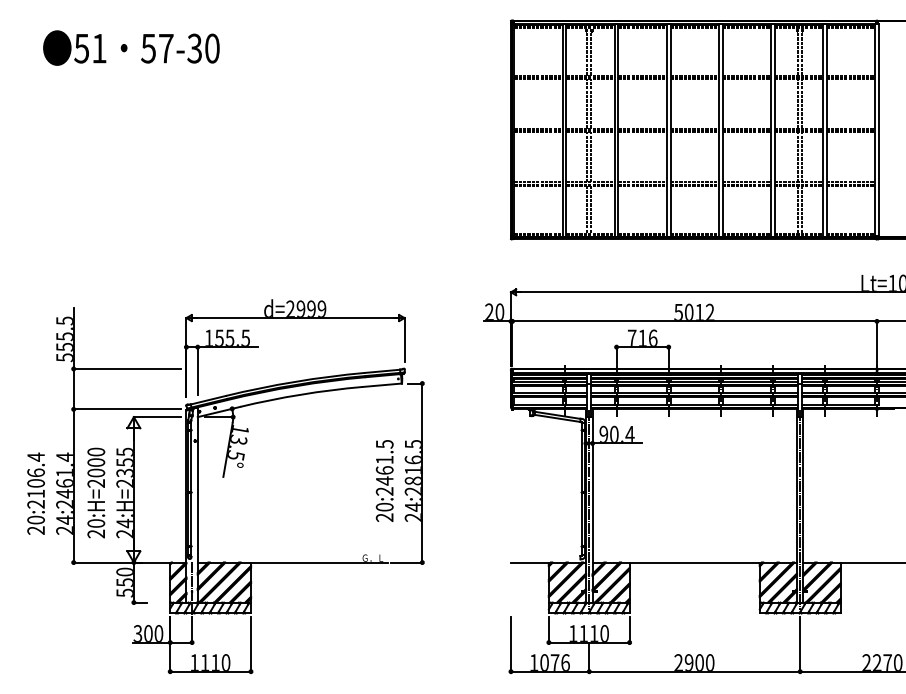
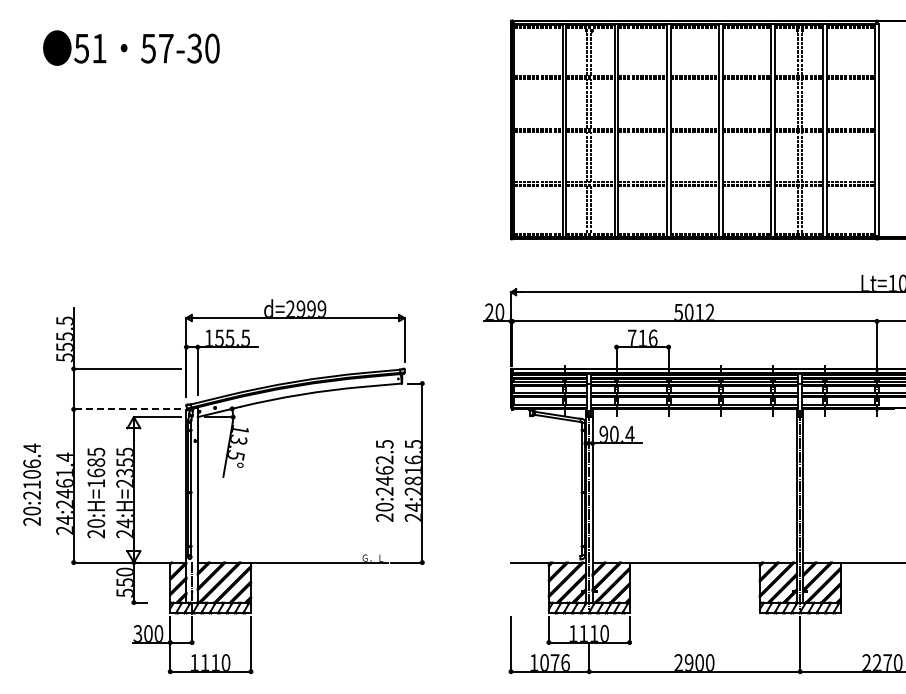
line: solid -> dashed (127, 409)
text: 20:2461.5 -> 20:2462.5 (384, 459)
text: 20:H=2000 -> 20:H=1685 (96, 467)
text position: (35, 493) -> (31, 484) (31, 484)
